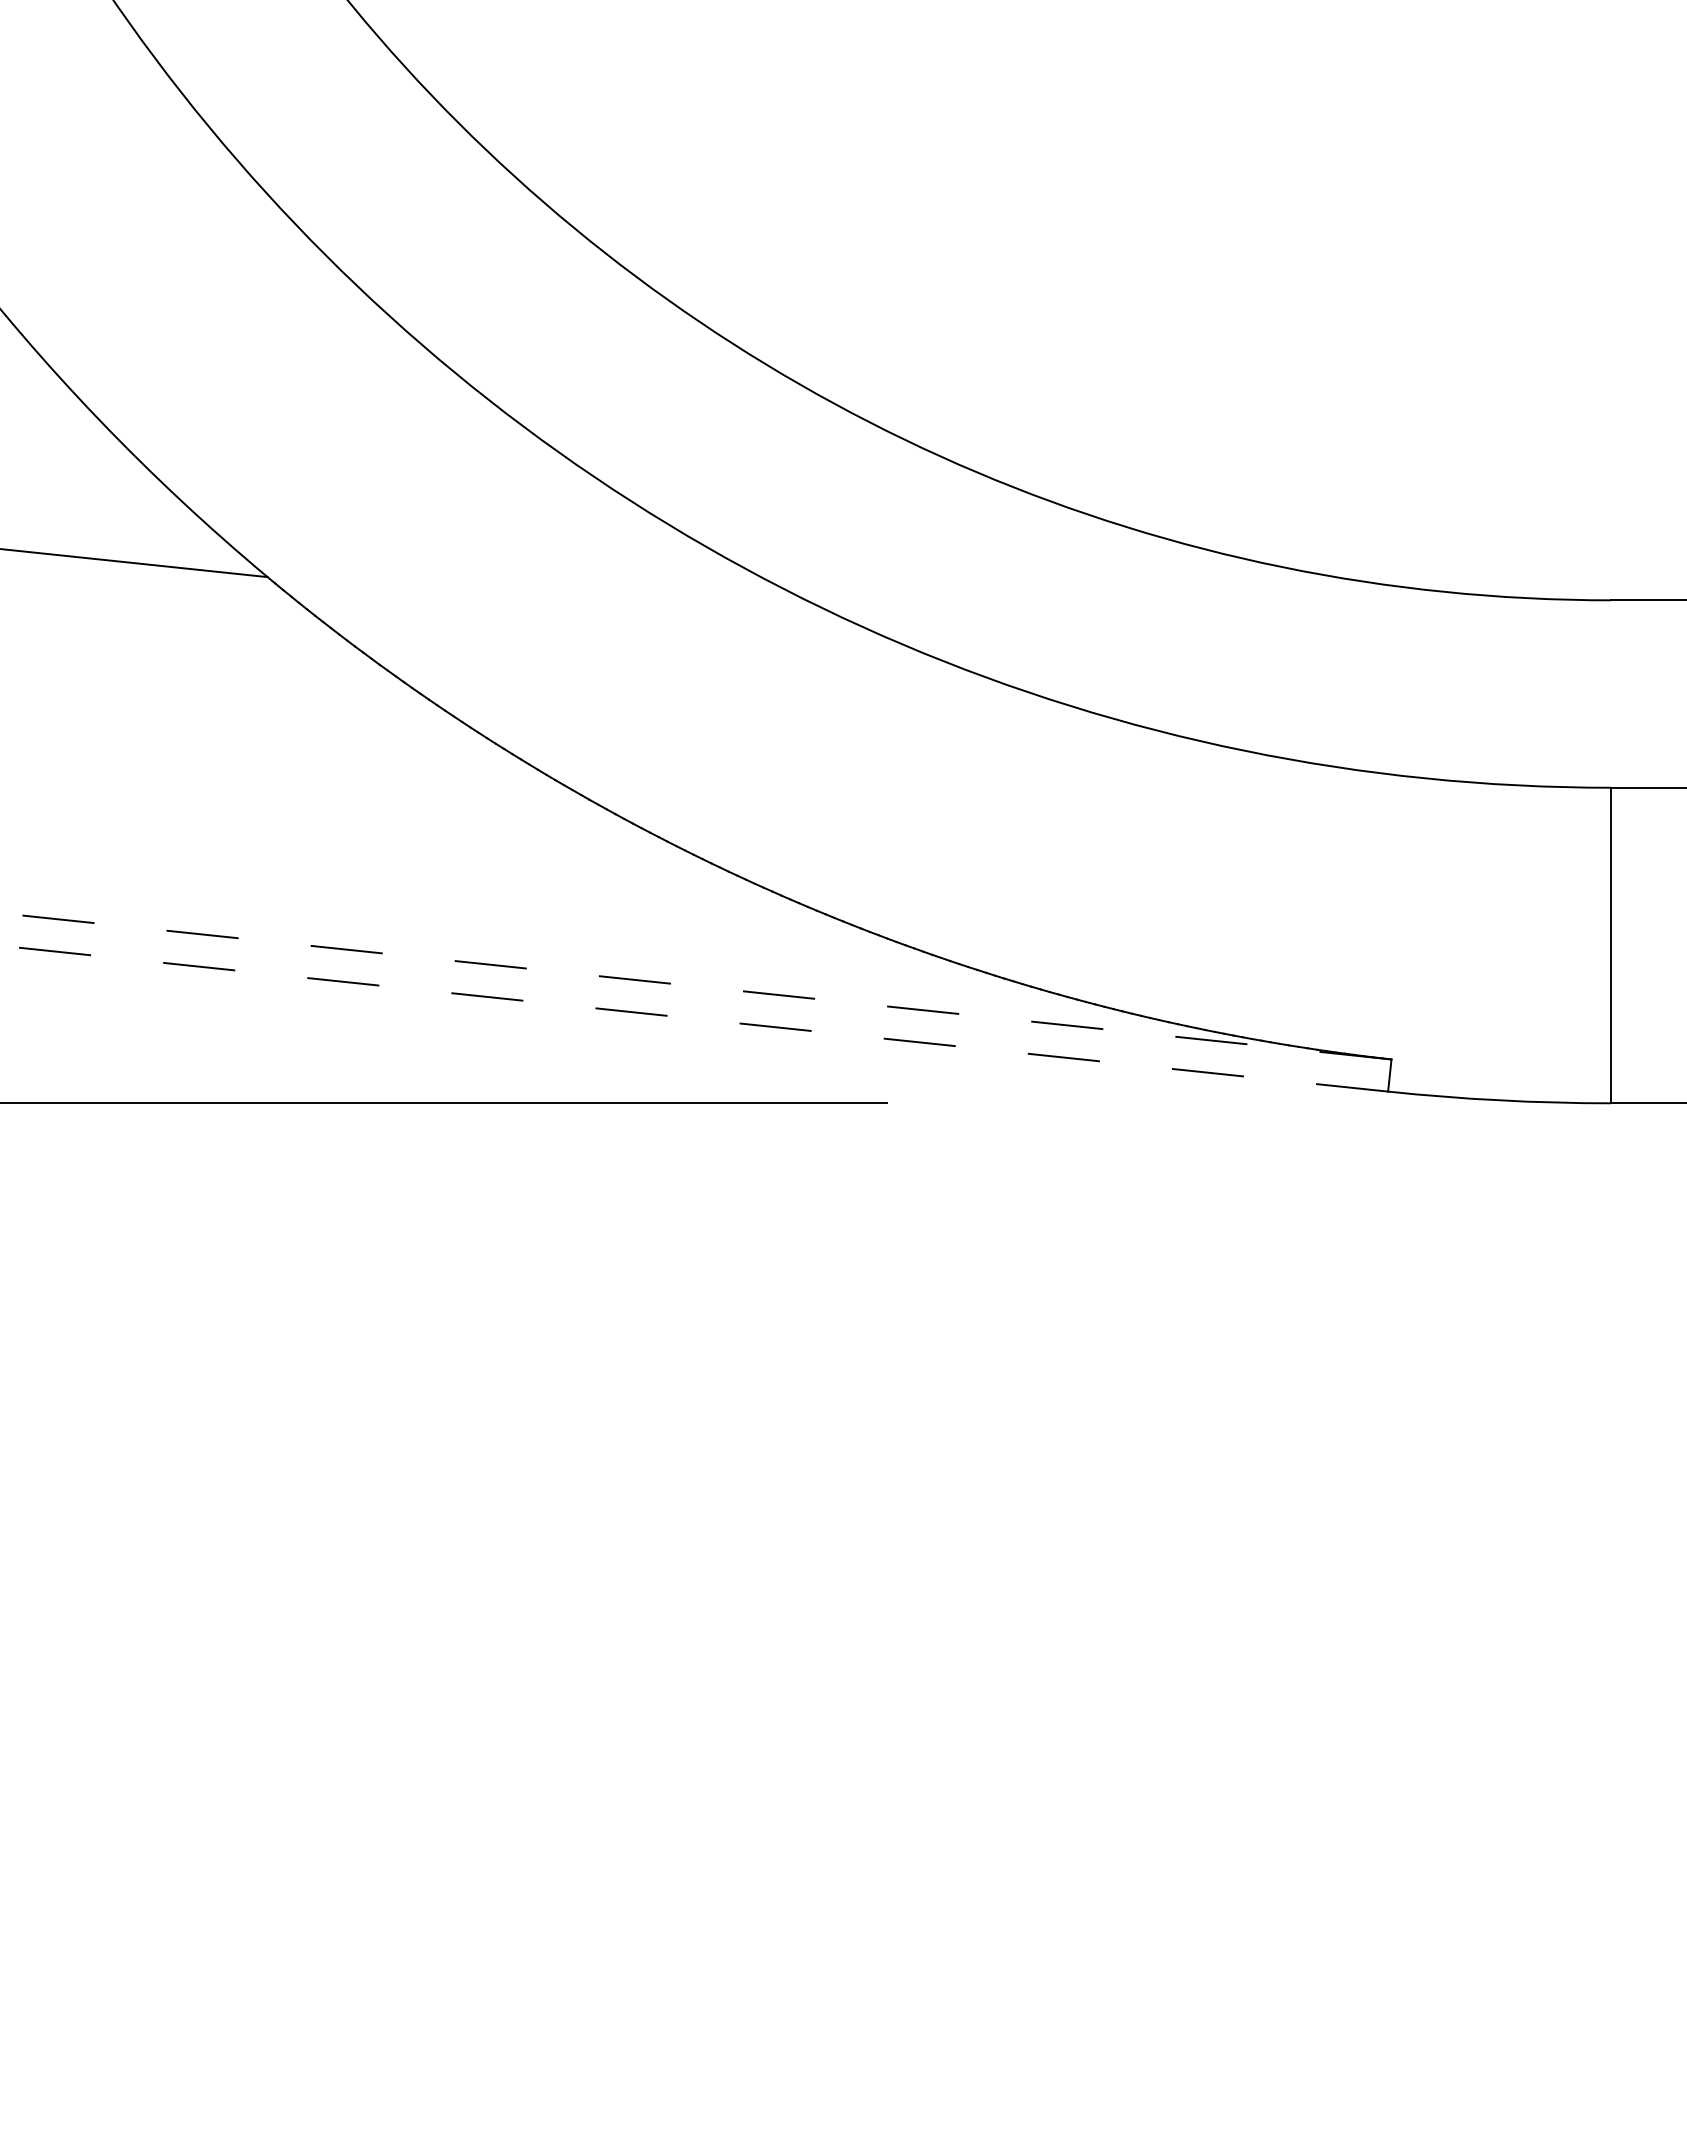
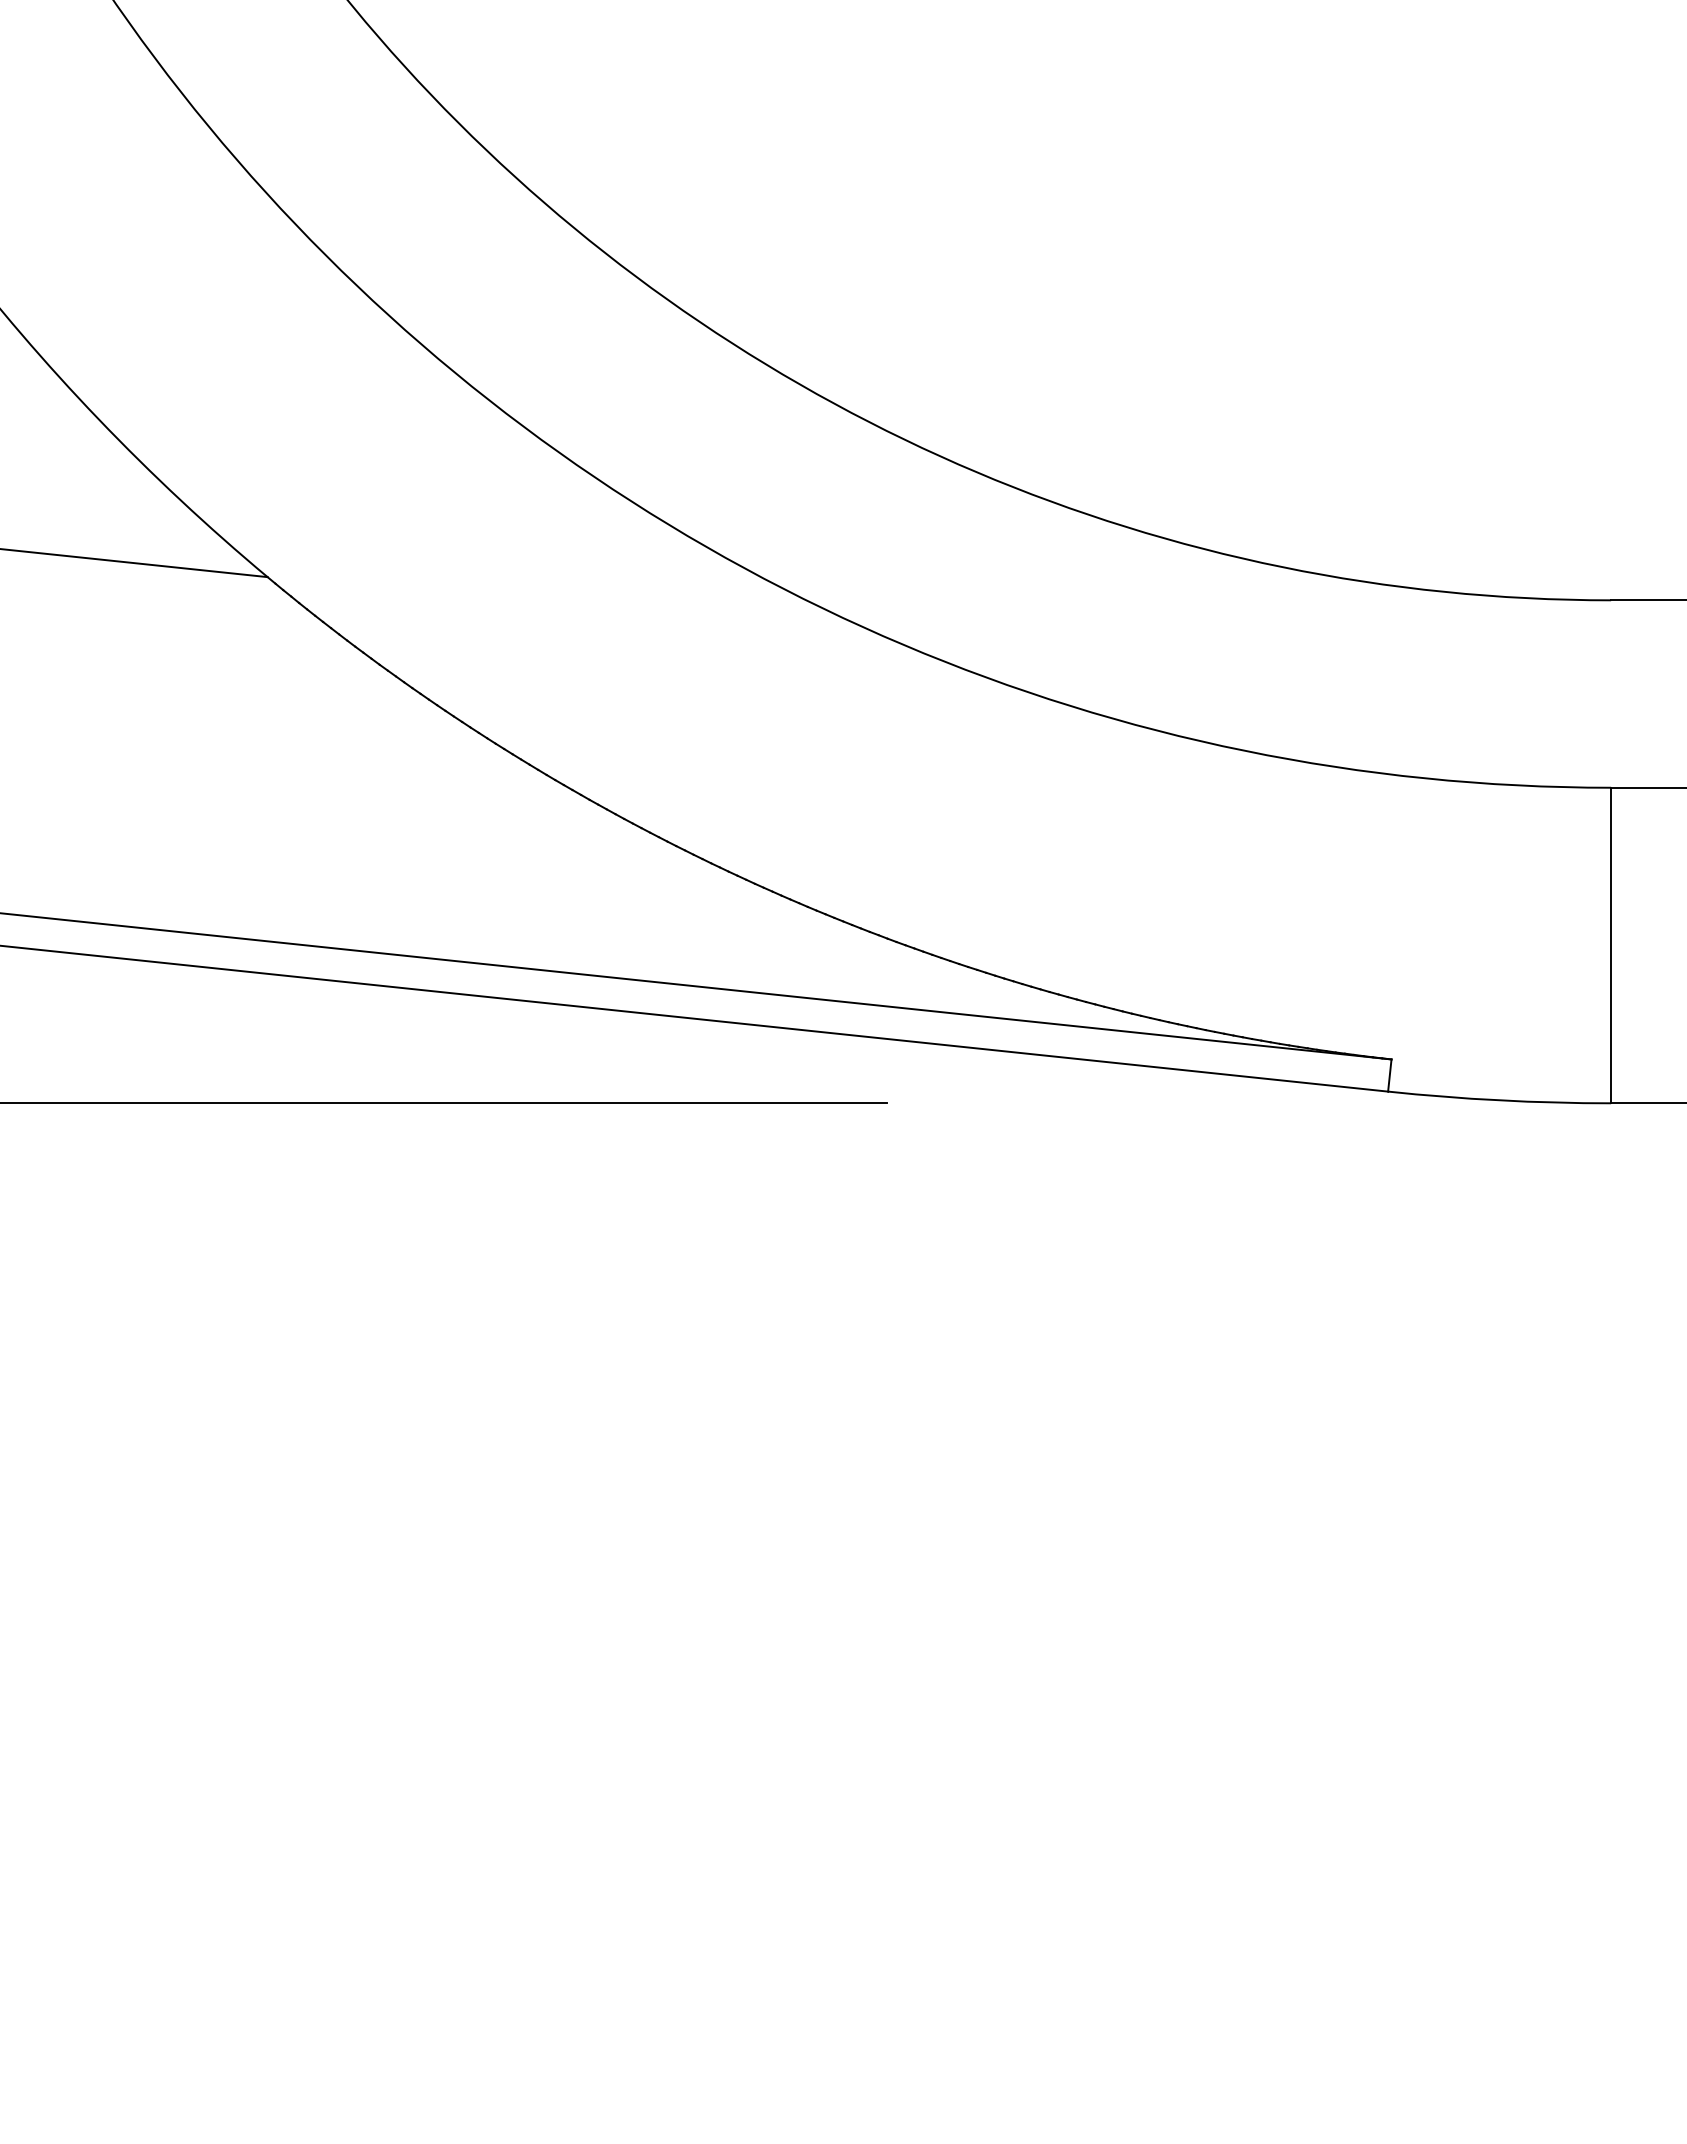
line: dashed -> solid (695, 986)
line: dashed -> solid (694, 1018)
